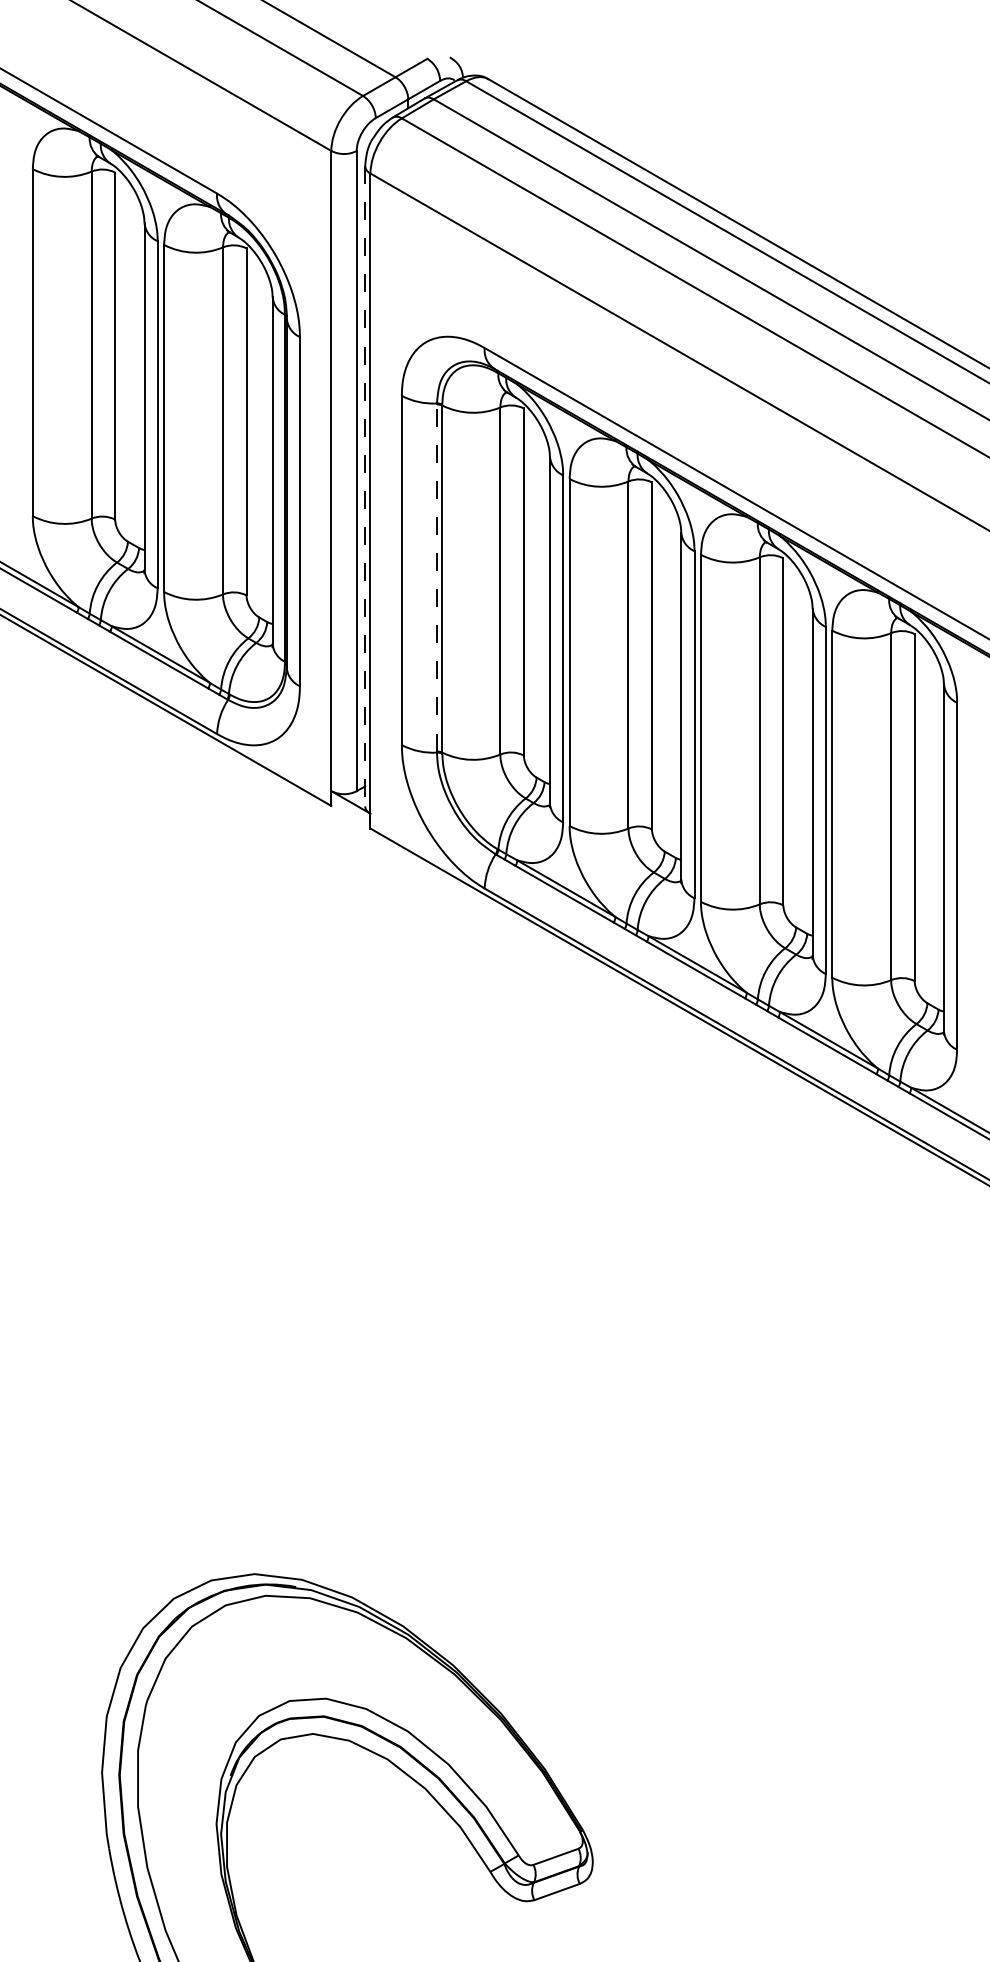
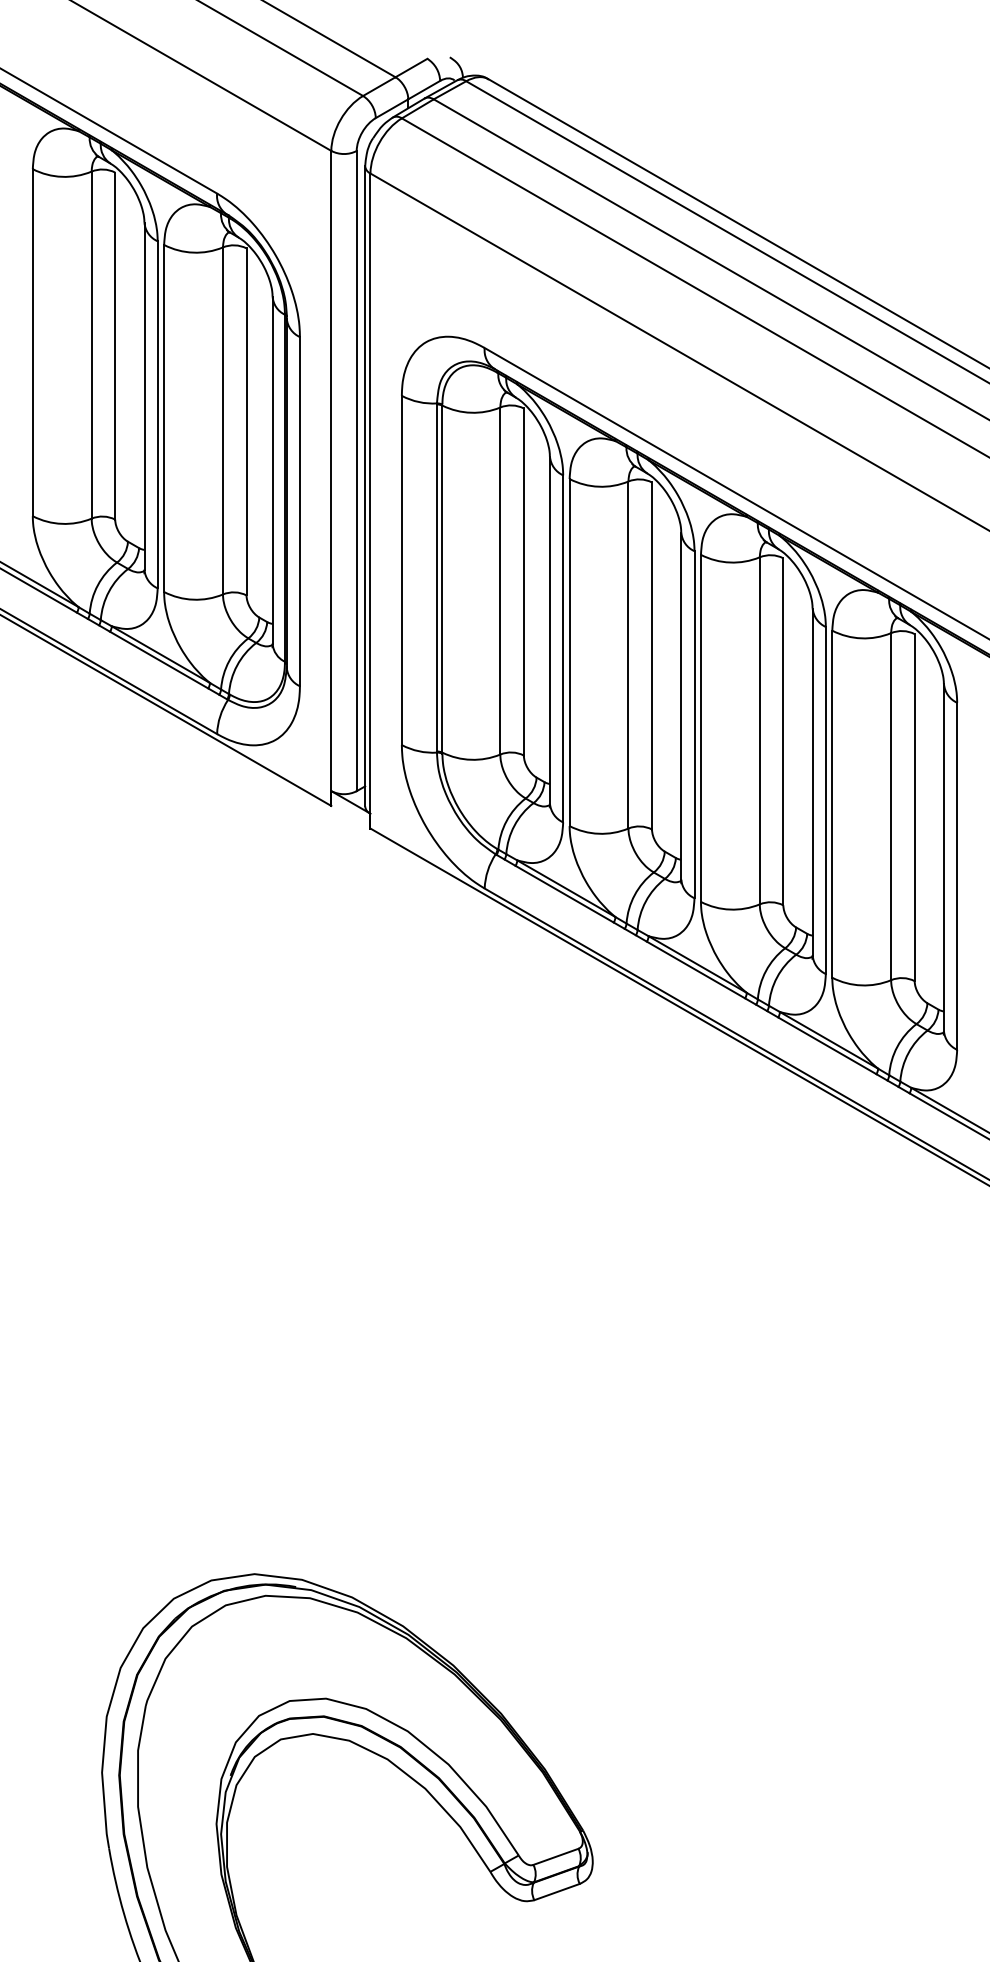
line: dashed -> solid (365, 486)
line: dashed -> solid (436, 578)
